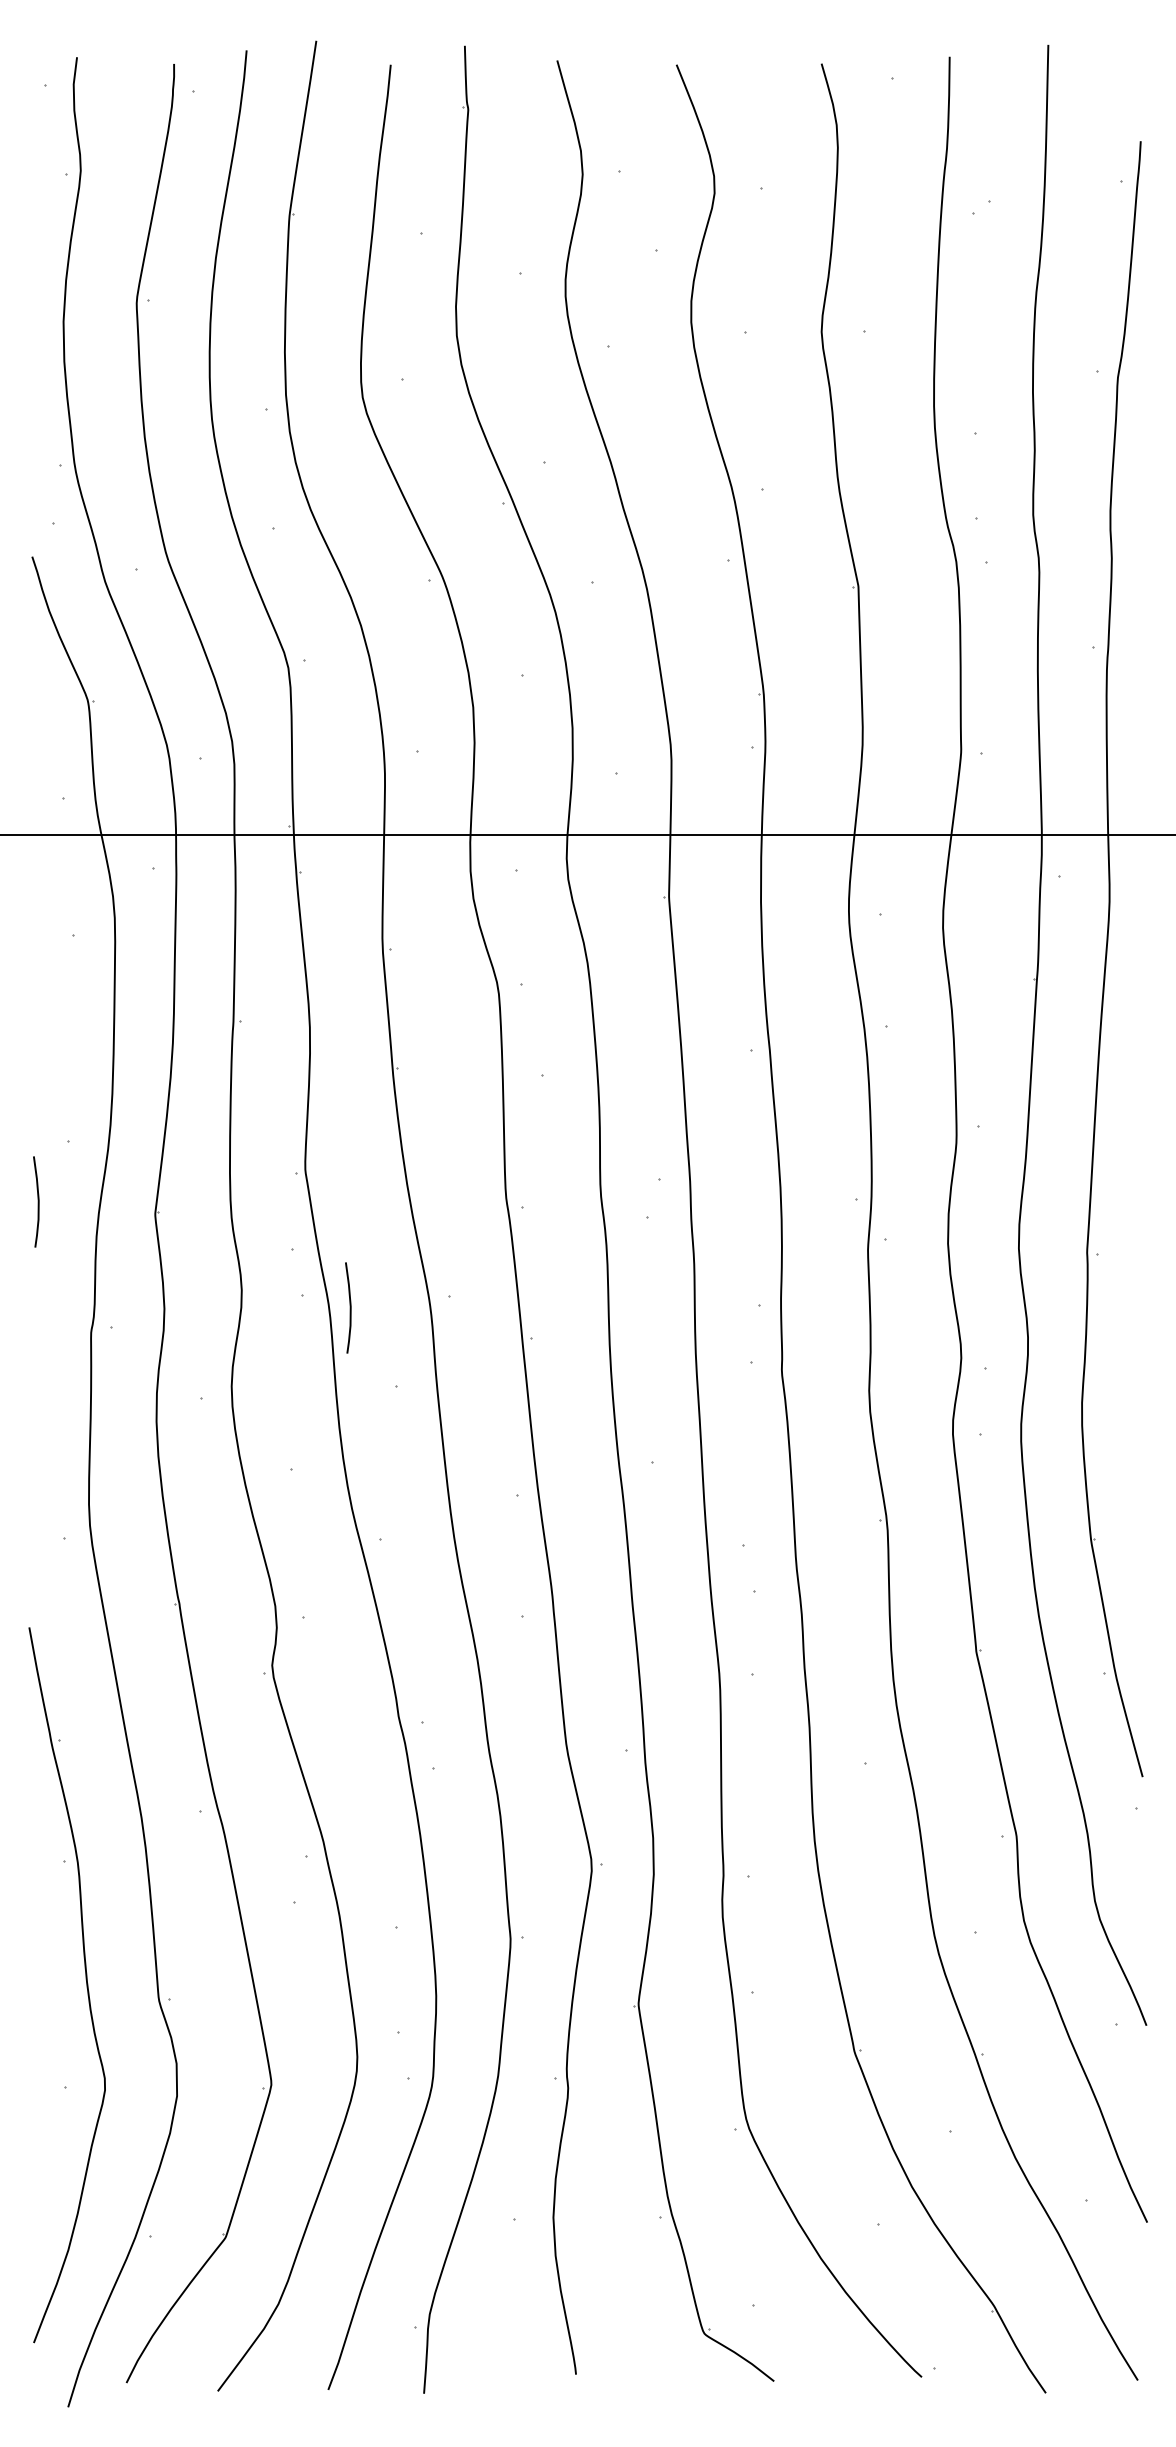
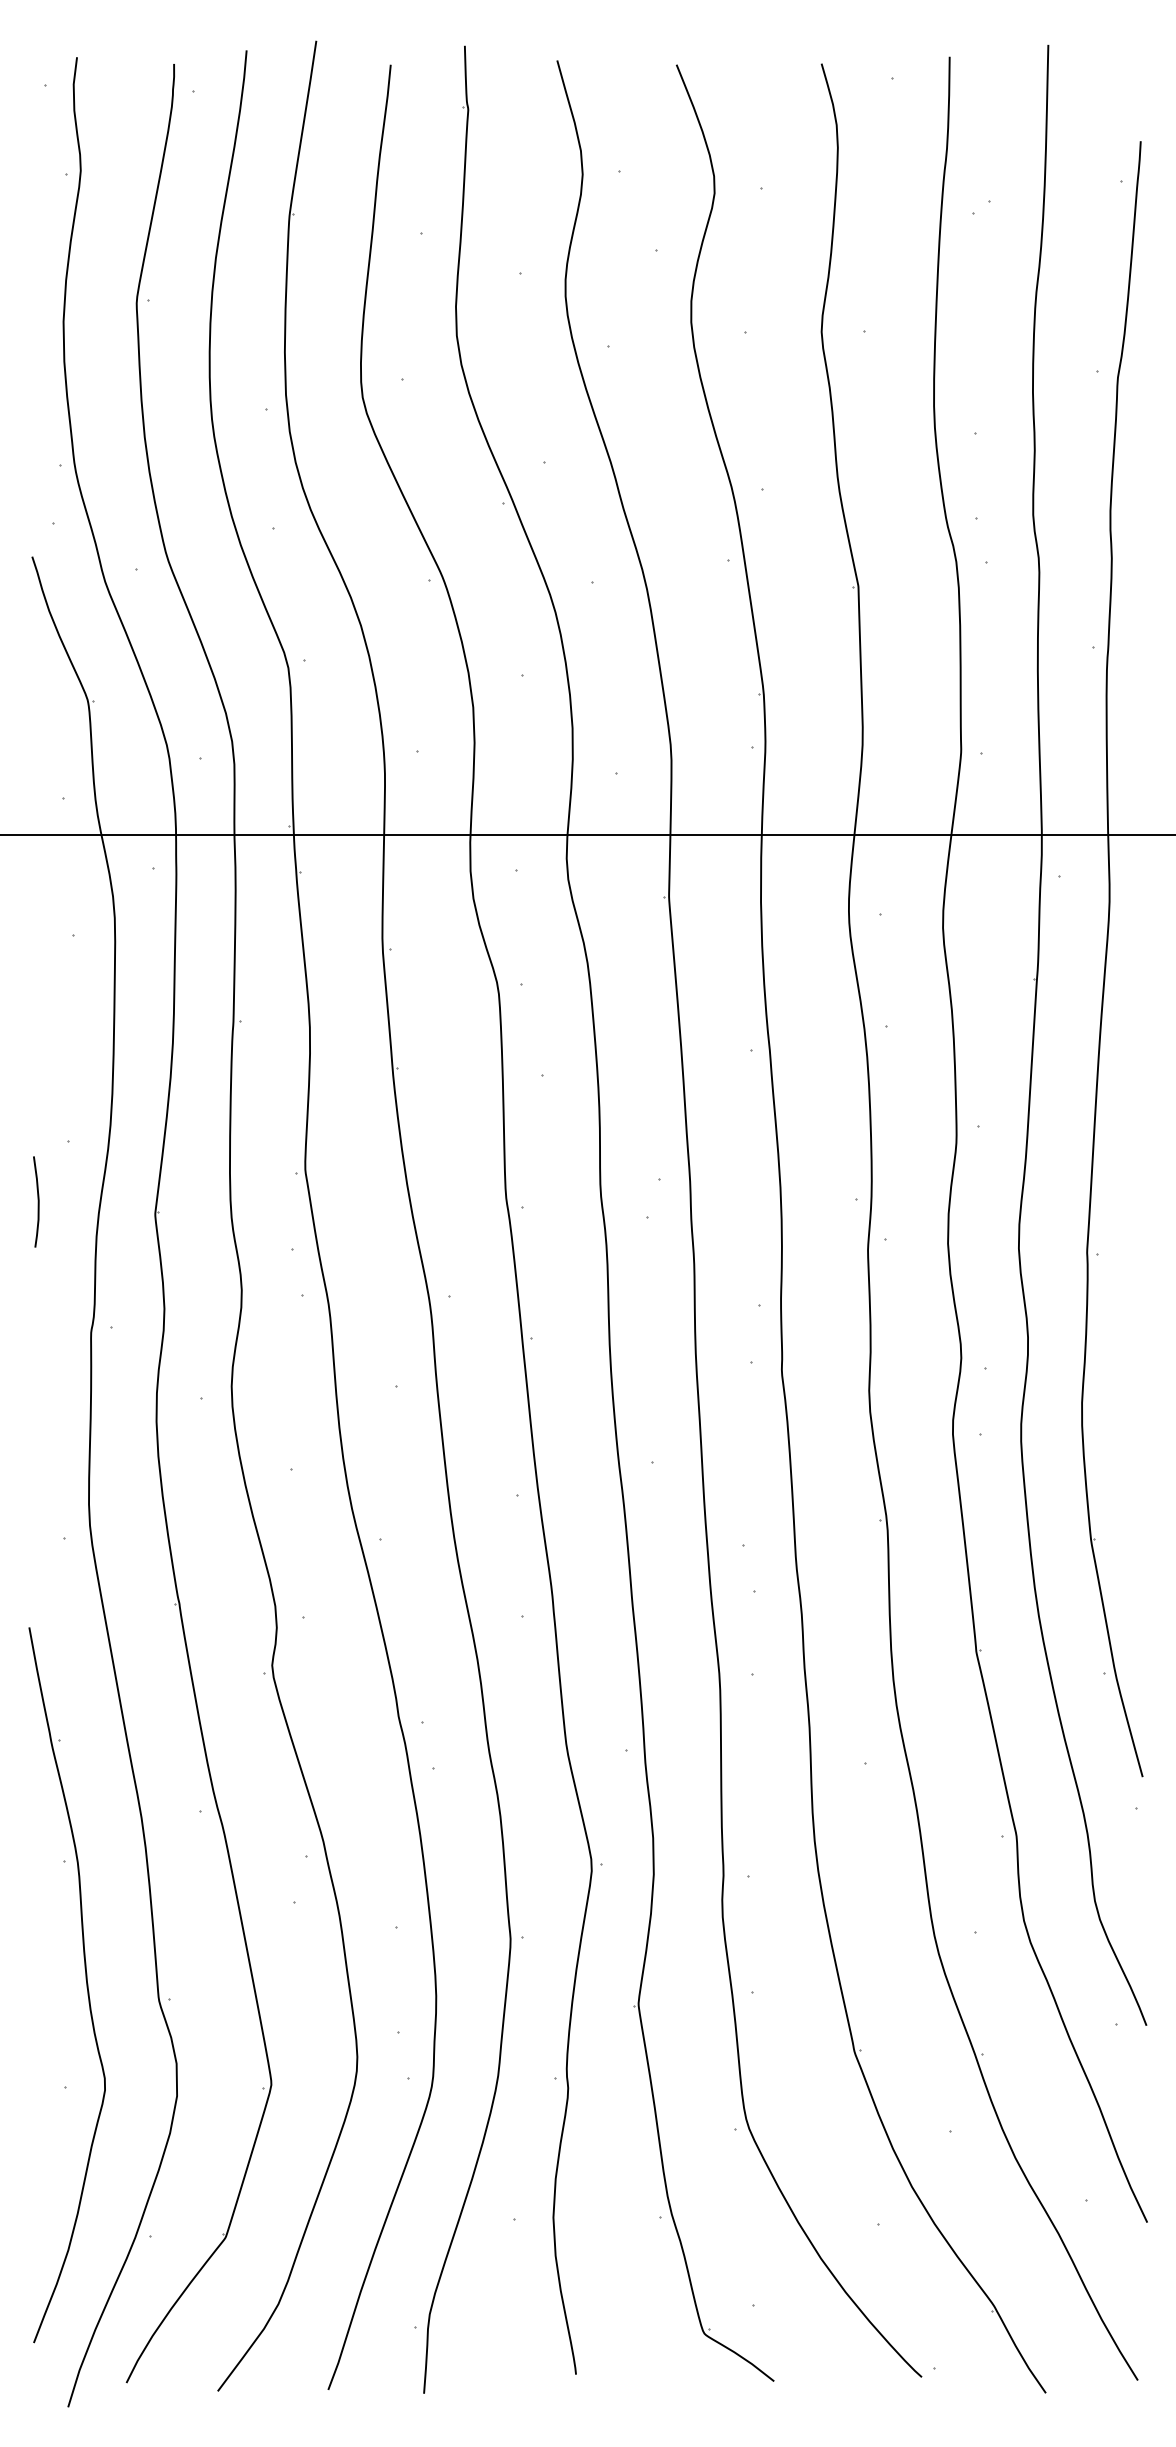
curve: present -> none (349, 1307)
